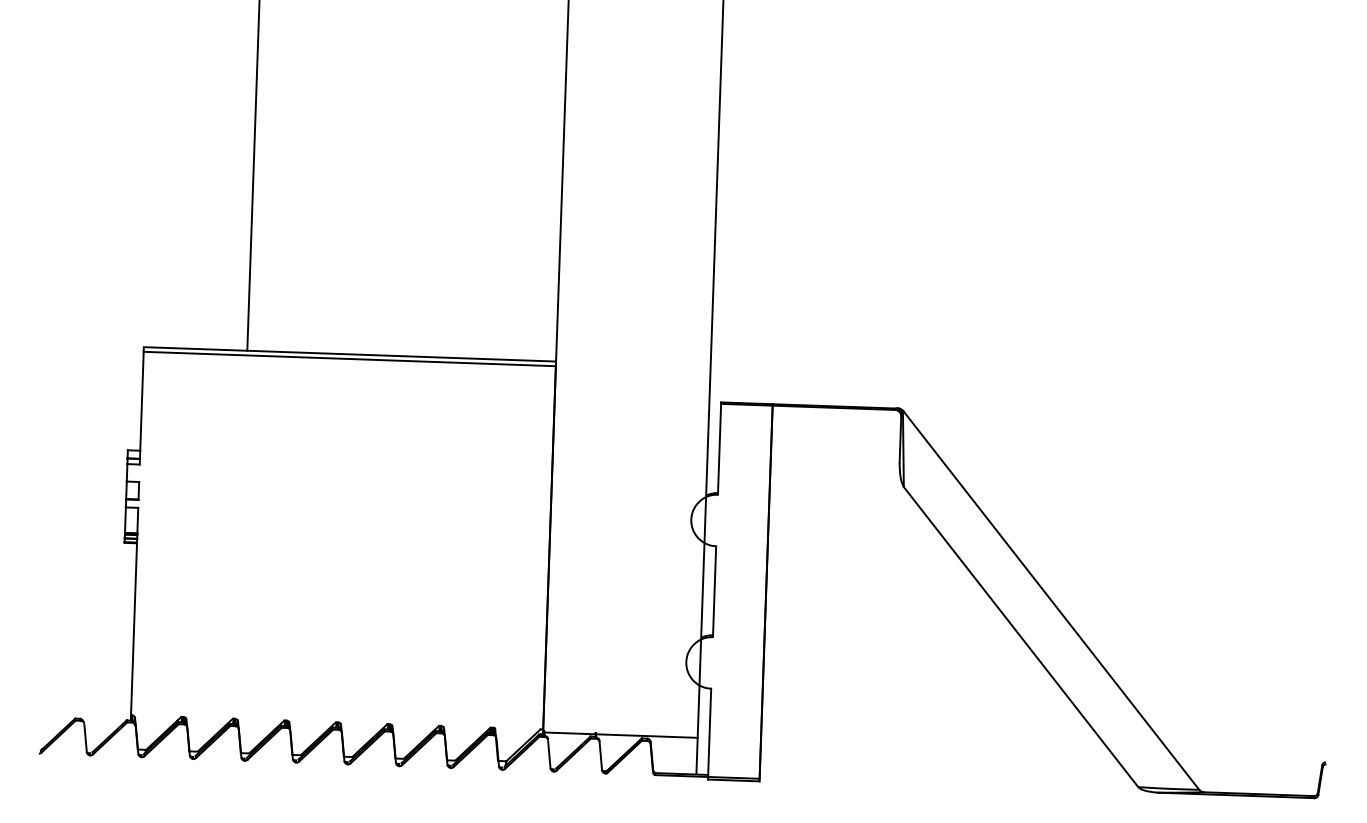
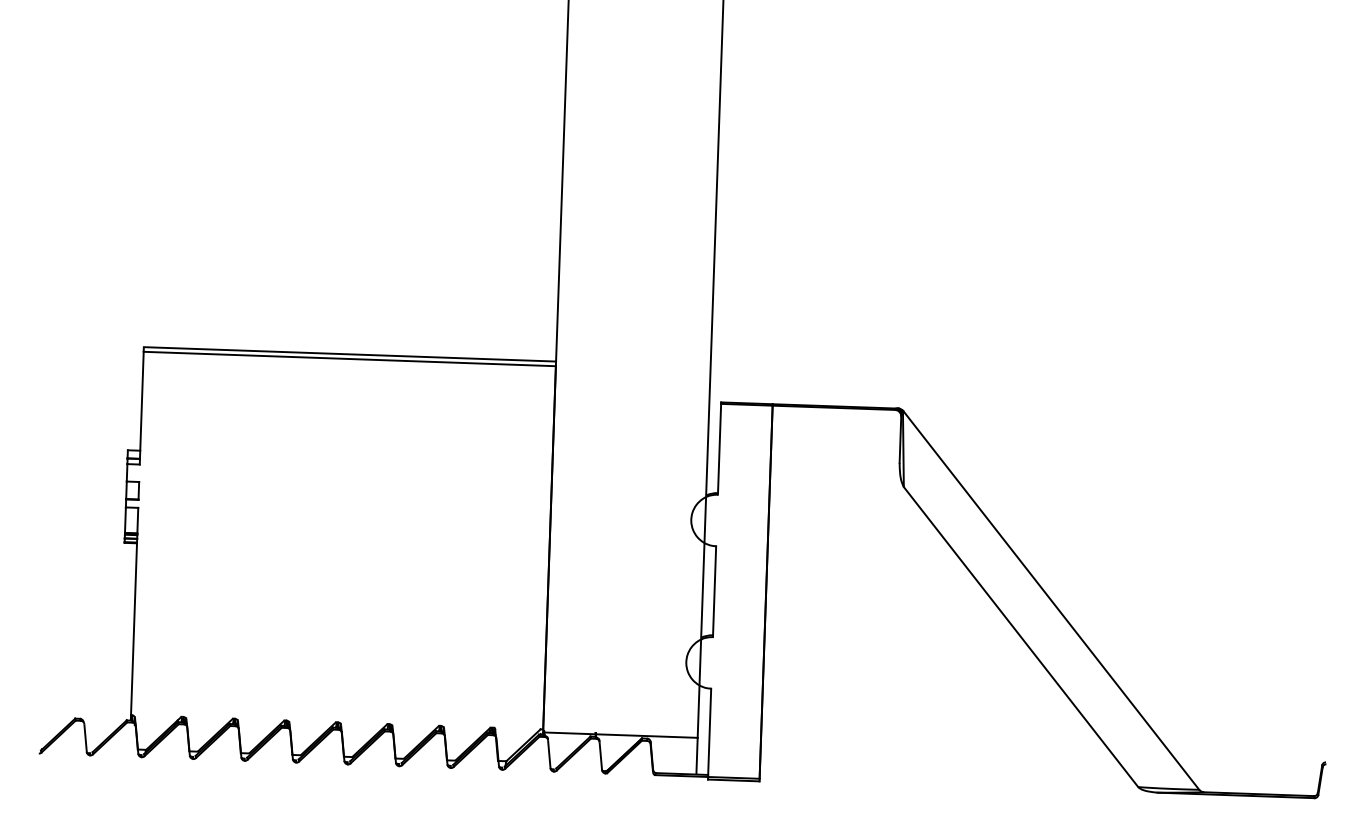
line: present -> none (253, 176)
